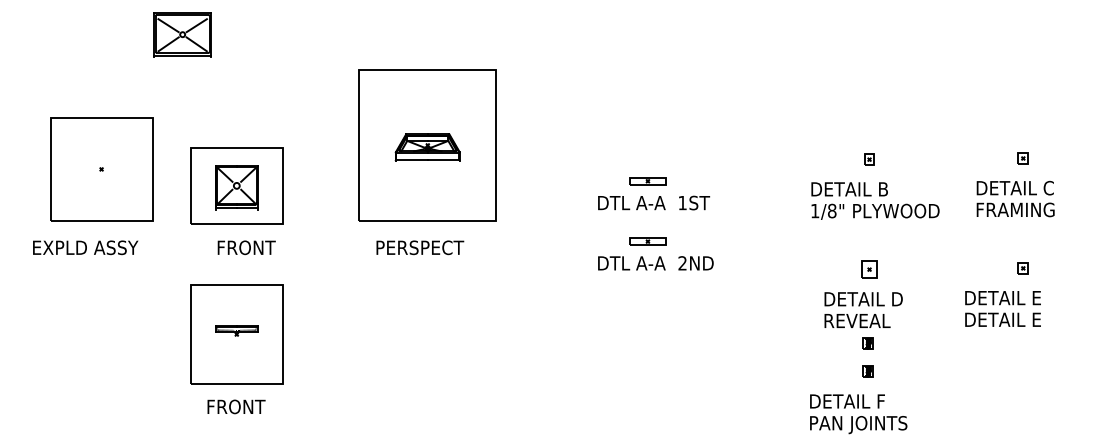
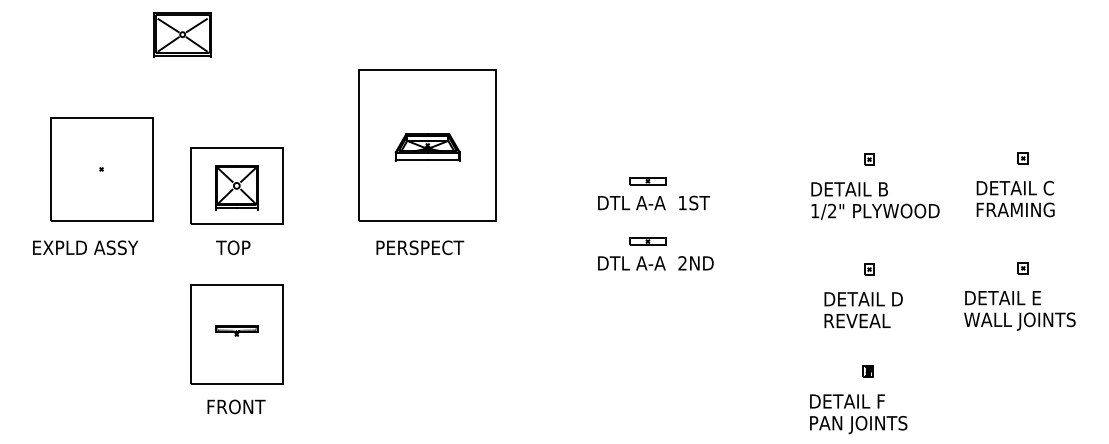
text: 1/8" -> 1/2" (832, 210)
text: FRONT -> TOP (245, 247)
part size: 17x19 px -> 11x13 px (869, 269)
text: DETAIL E -> WALL JOINTS (1019, 321)
part: present -> none (867, 343)
